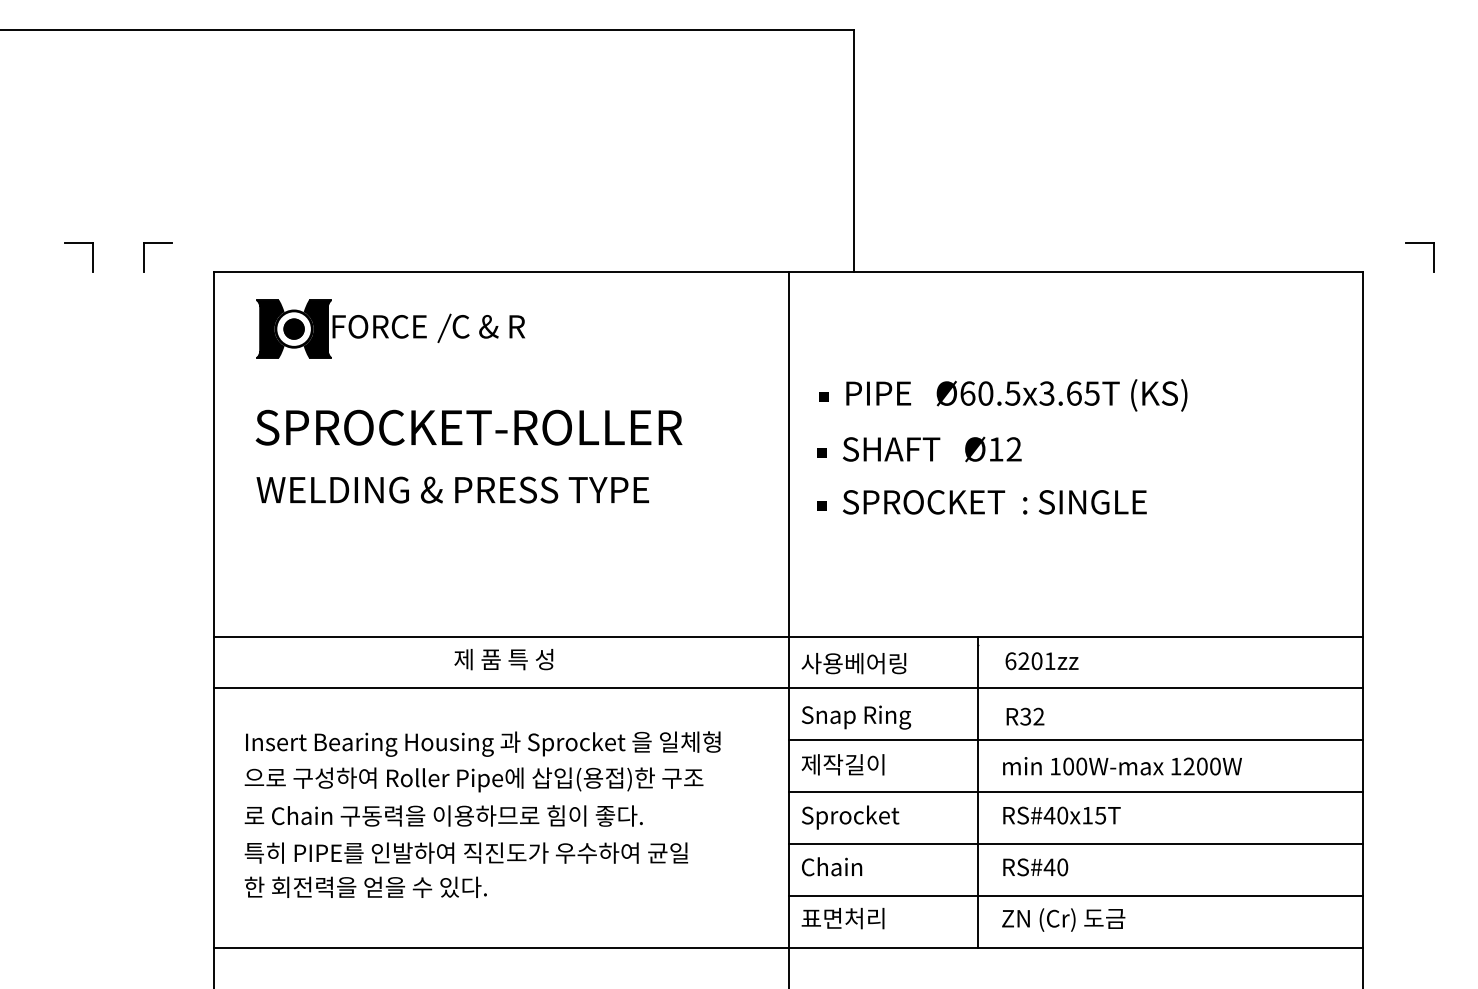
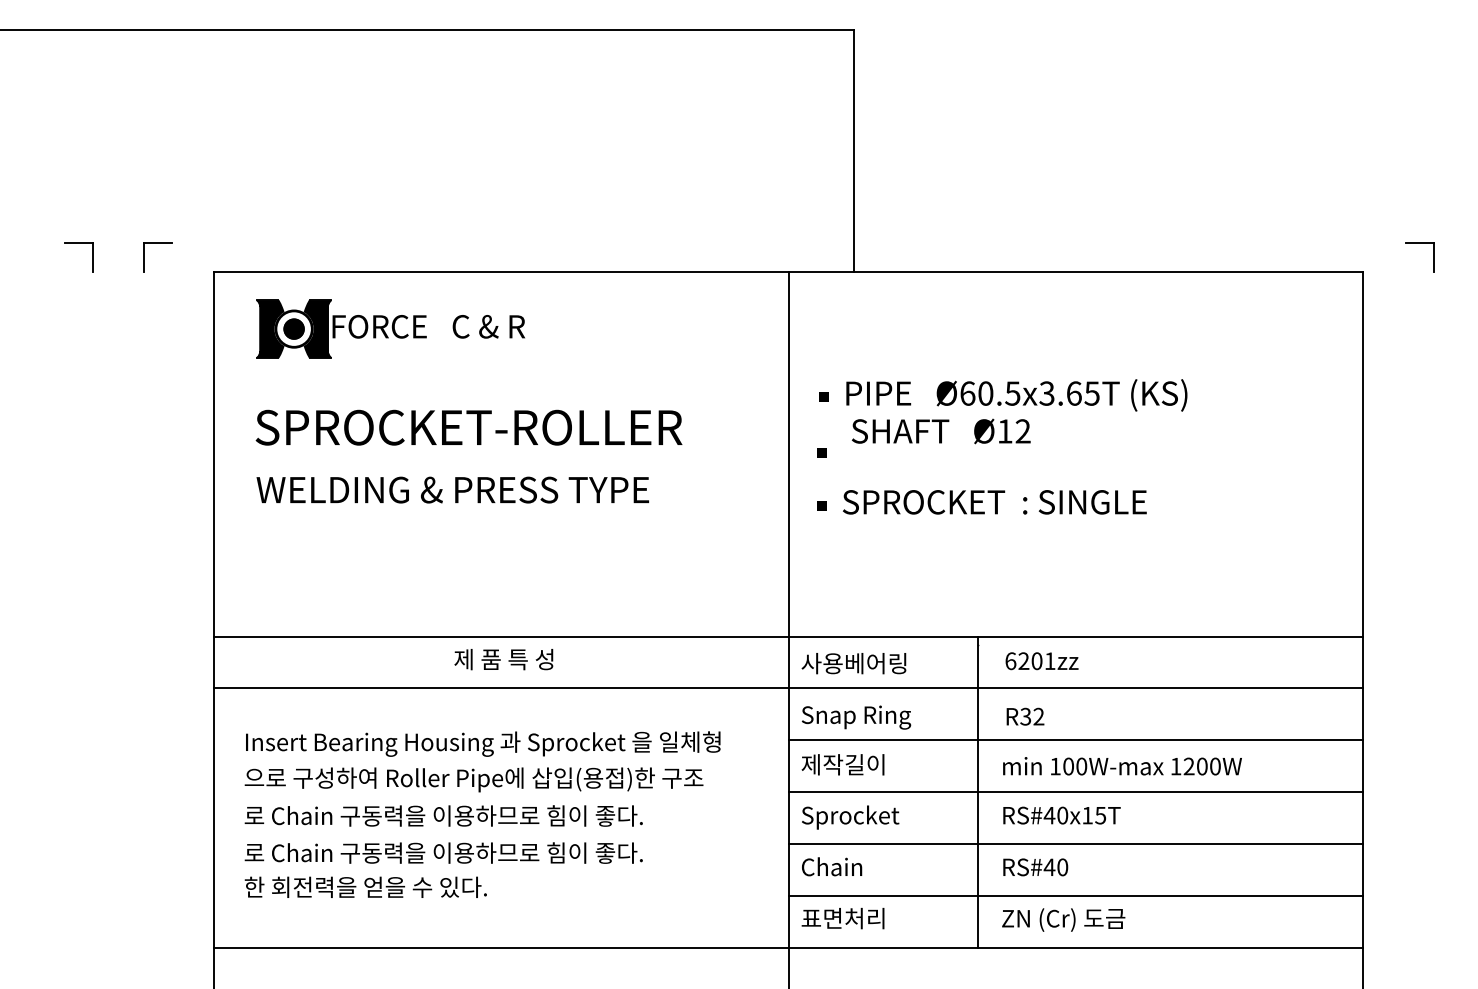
line: present -> none (444, 328)
text position: (932, 449) -> (941, 431) (941, 431)
text: 특히 PIPE를 인발하여 직진도가 우수하여 균일 -> 로 Chain 구동력을 이용하므로 힘이 좋다. (466, 852)
